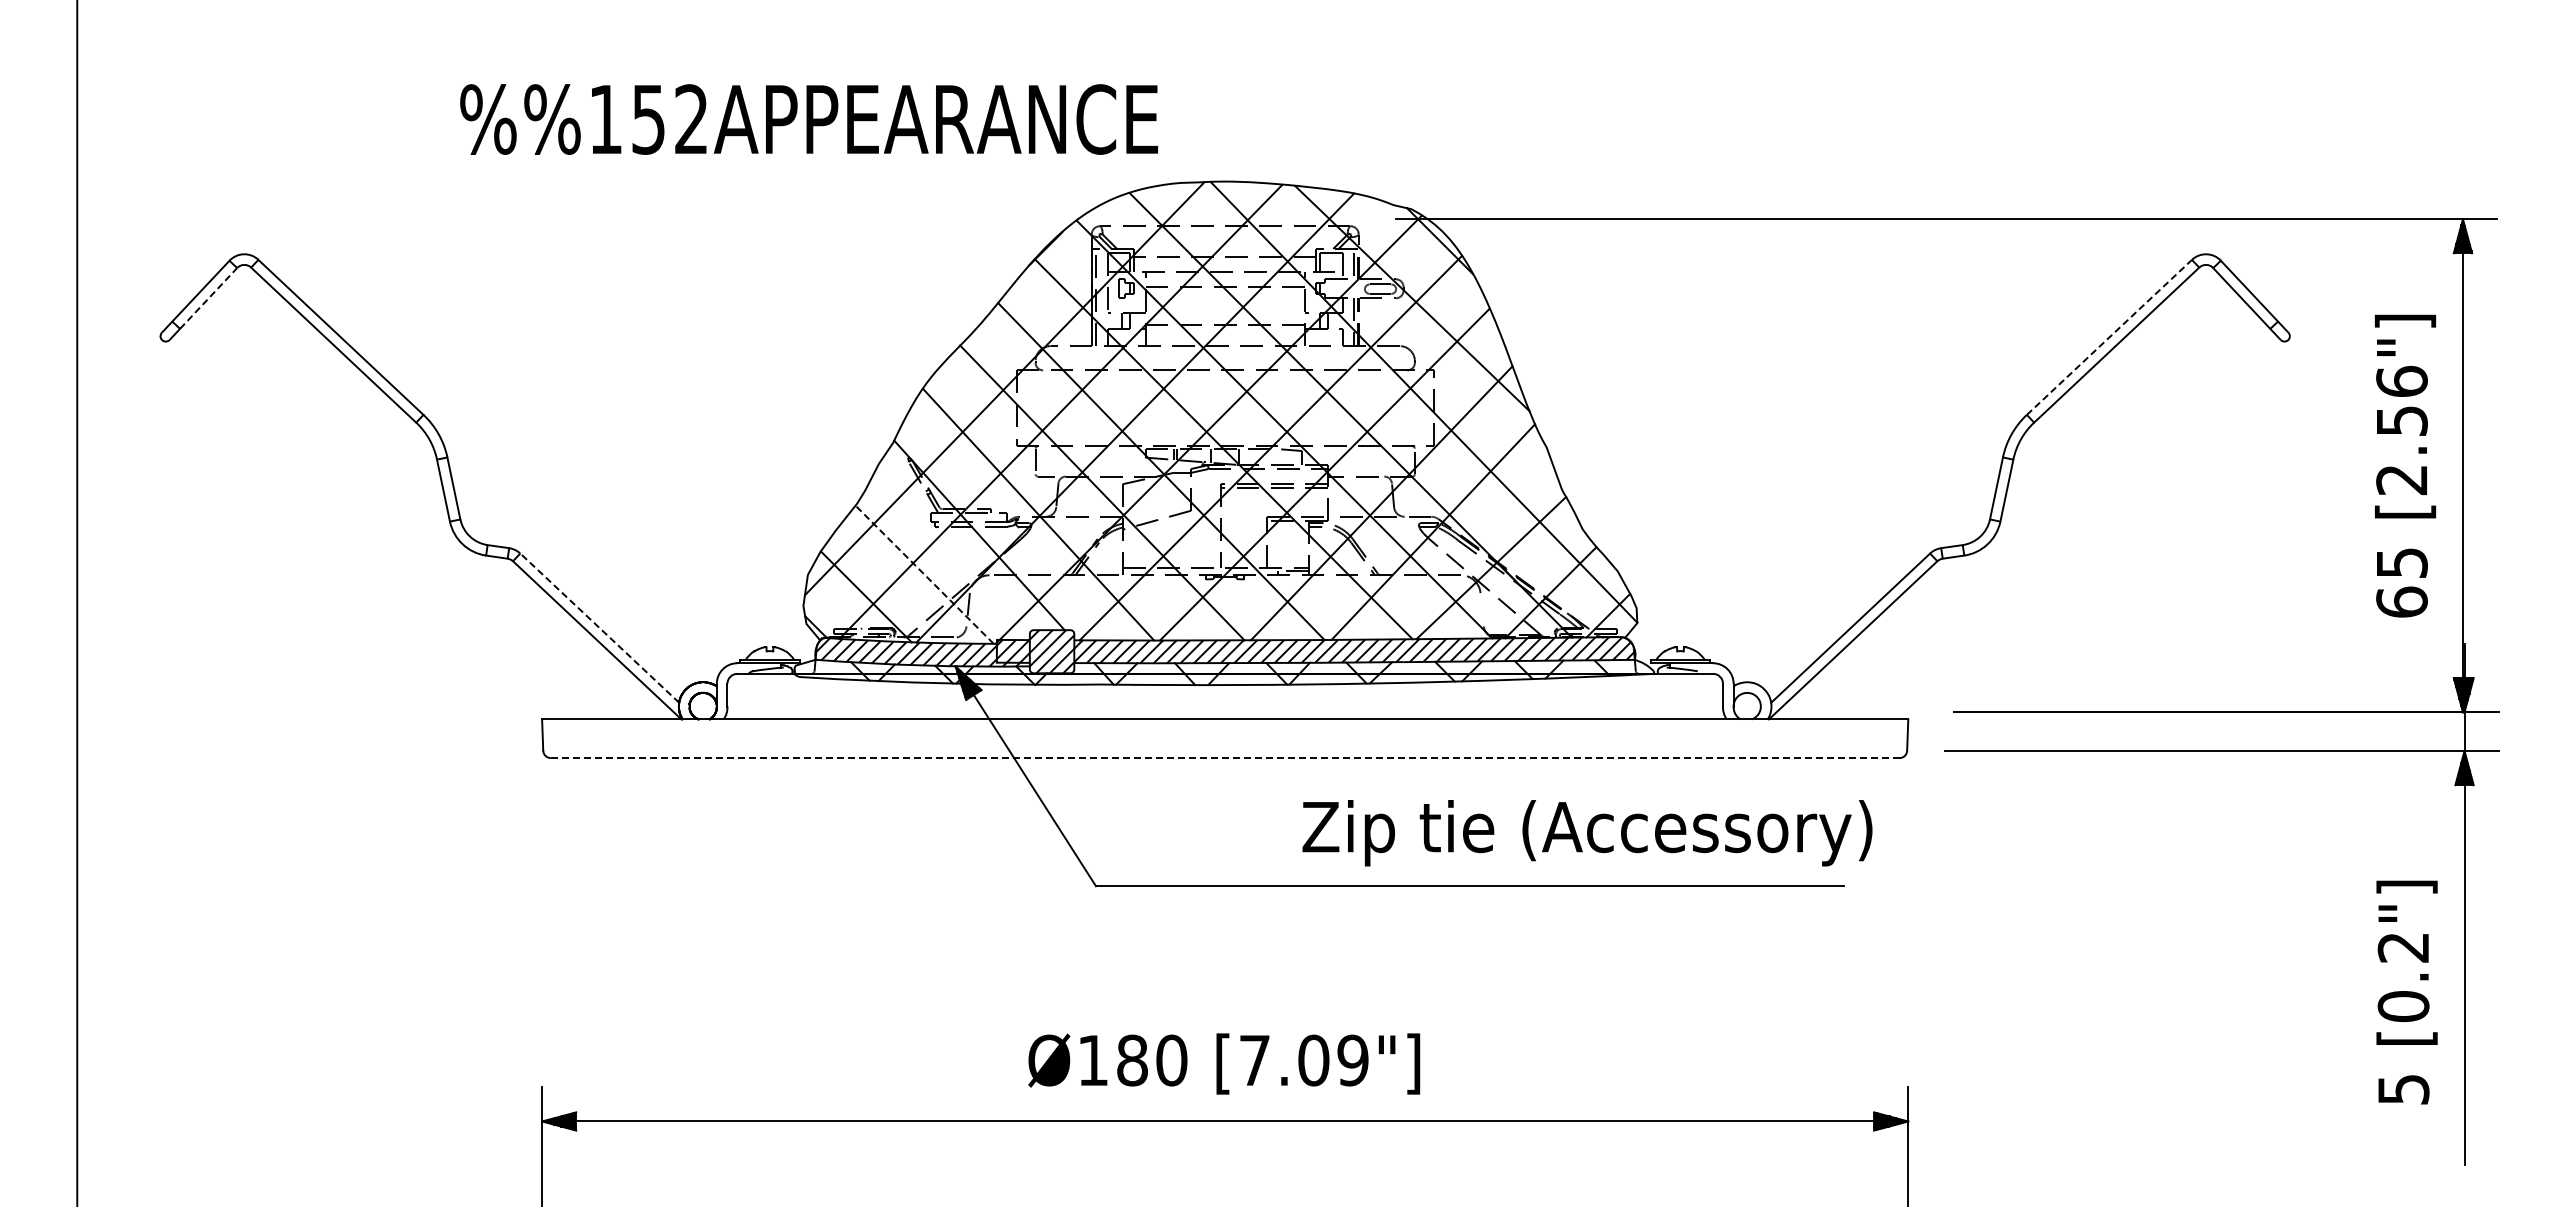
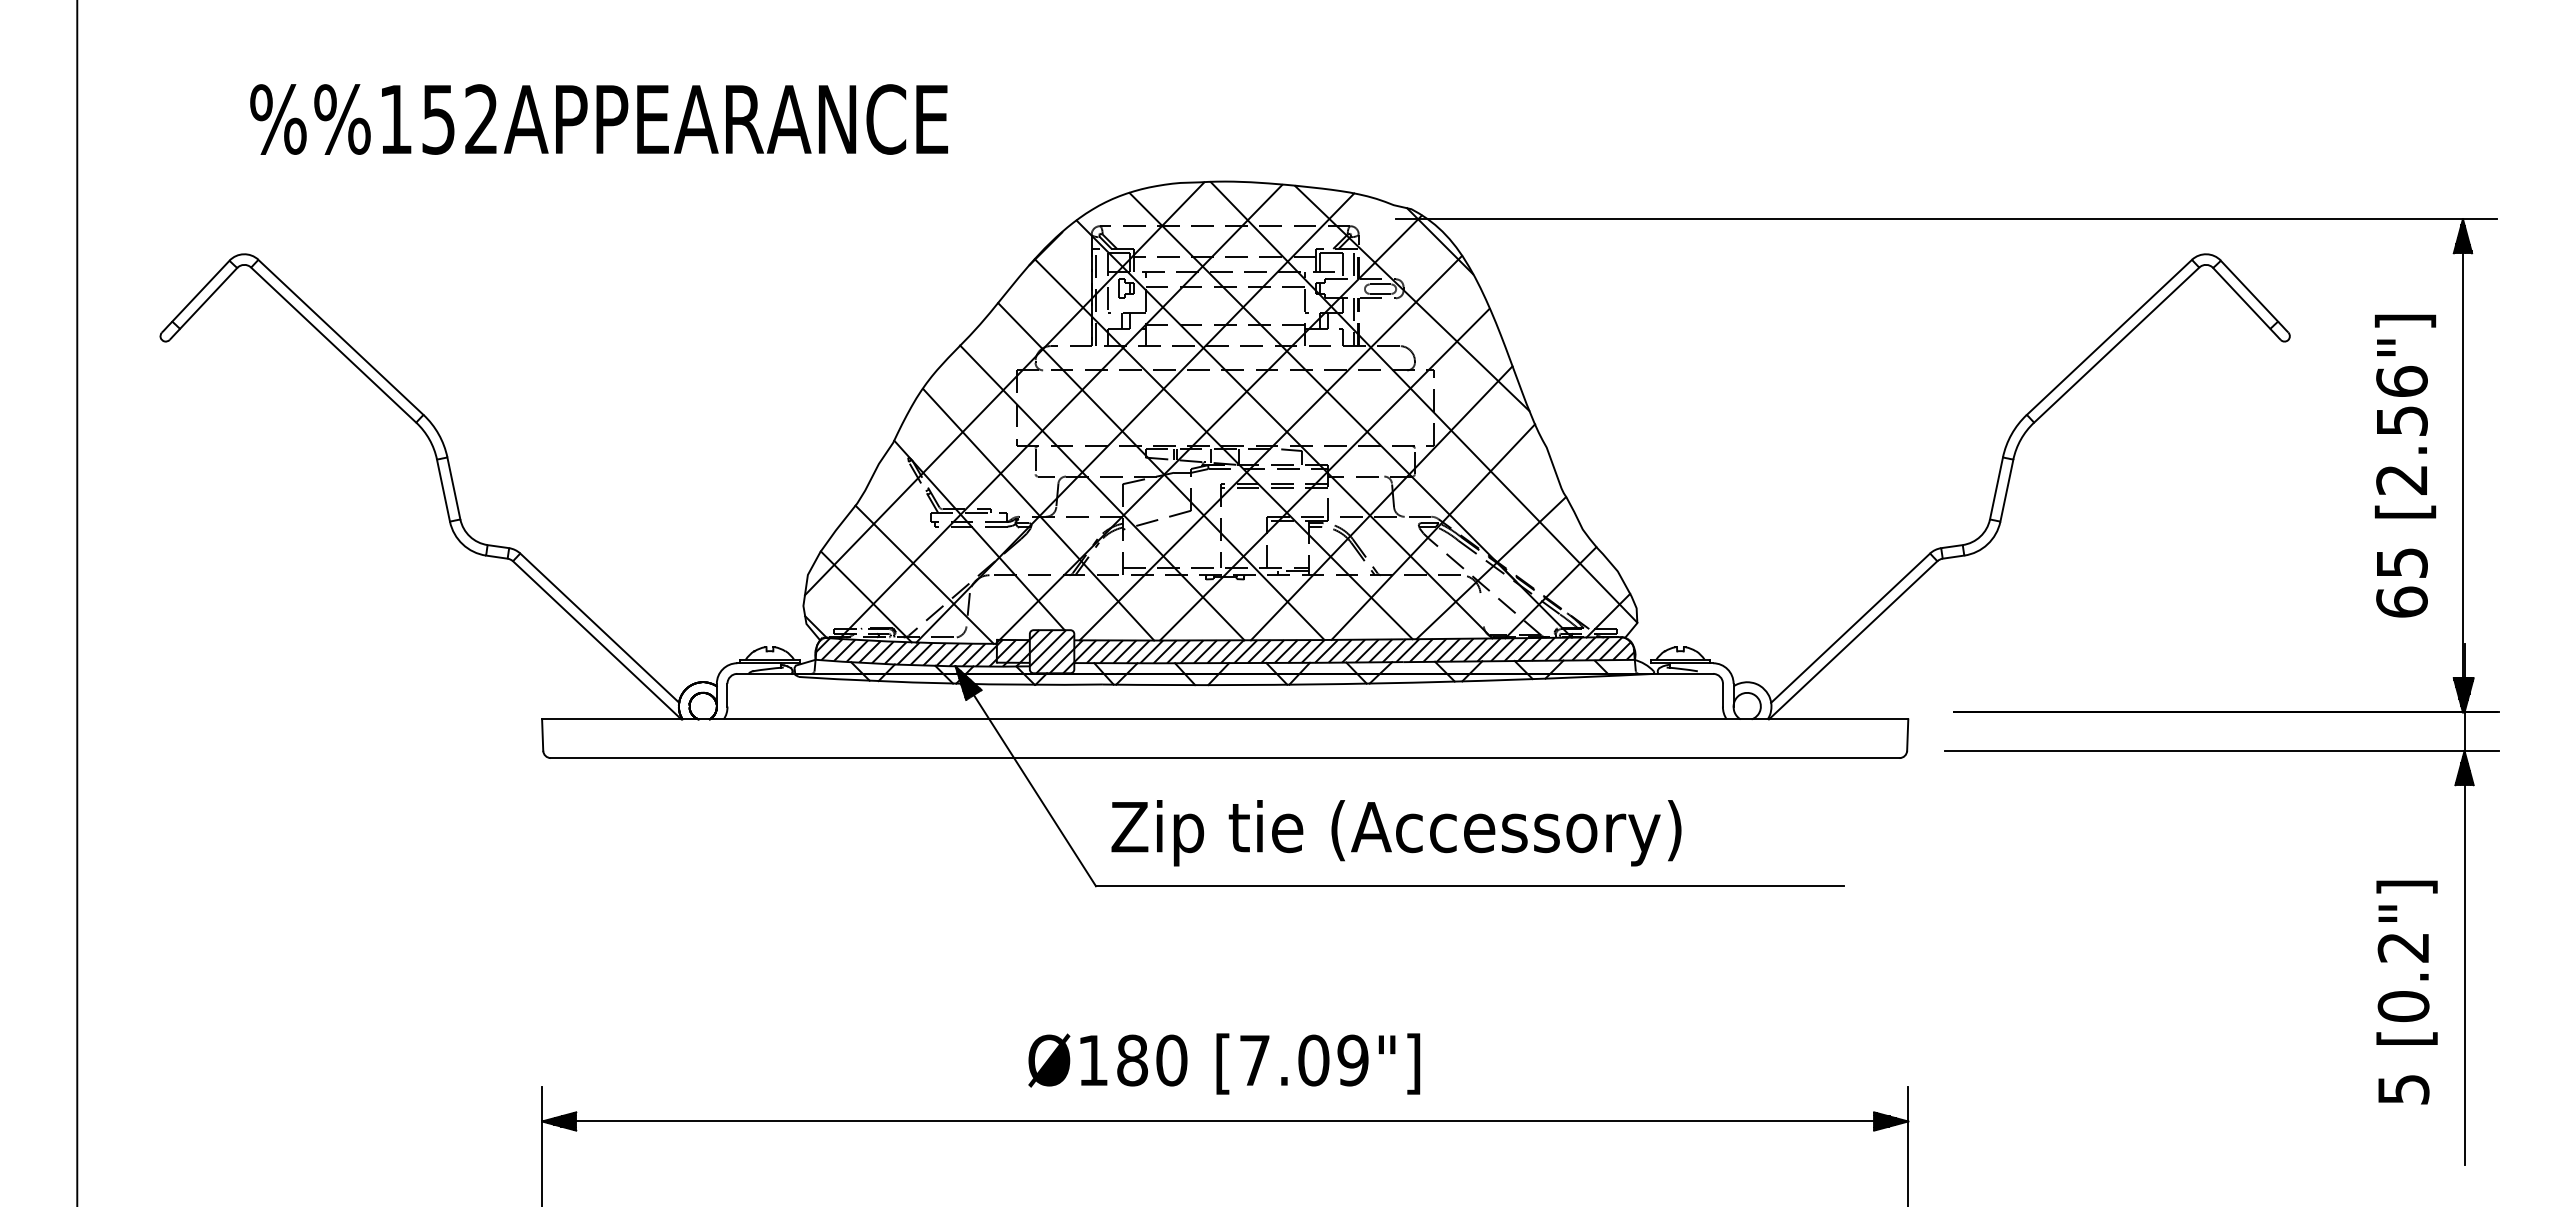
text position: (808, 119) -> (598, 119) (598, 119)
line: dashed -> solid (208, 298)
line: dashed -> solid (2109, 337)
line: dashed -> solid (924, 574)
line: dashed -> solid (599, 627)
line: dashed -> solid (1225, 758)
text position: (1587, 833) -> (1396, 833) (1396, 833)
